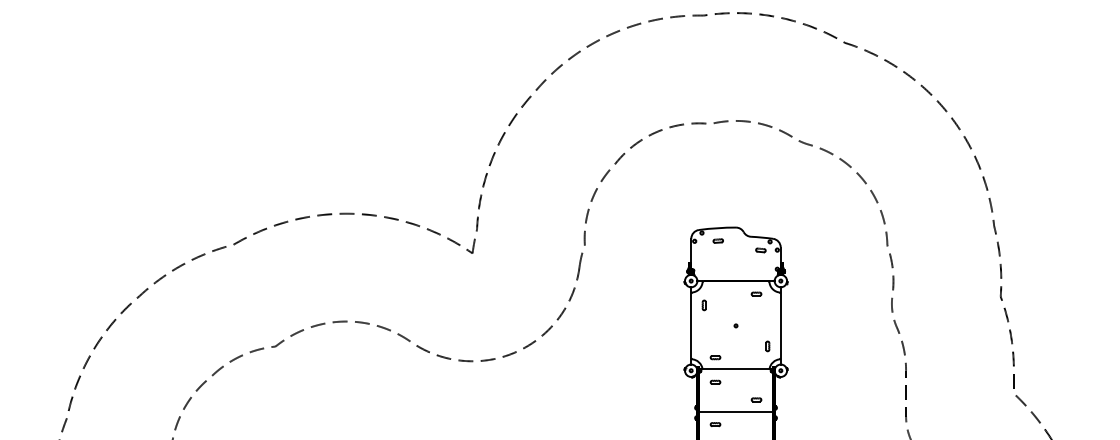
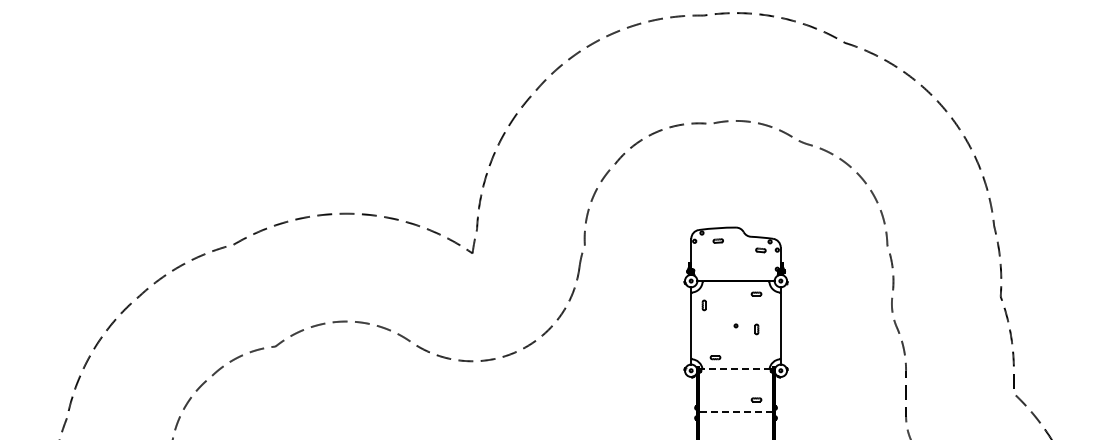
part position: (767, 346) -> (756, 329) (756, 329)
line: solid -> dashed (735, 369)
part: present -> none (715, 381)
line: solid -> dashed (736, 411)
part: present -> none (715, 424)
